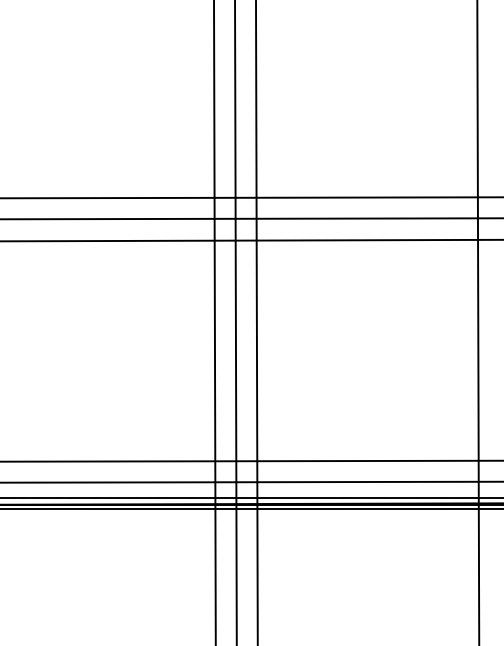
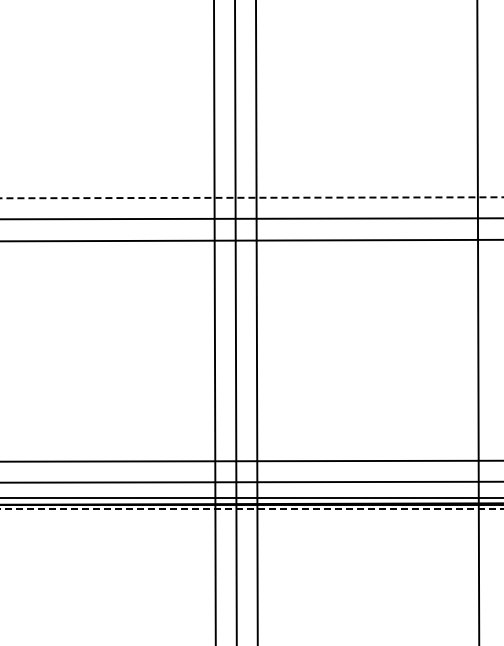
line: solid -> dashed (251, 197)
line: solid -> dashed (252, 509)
